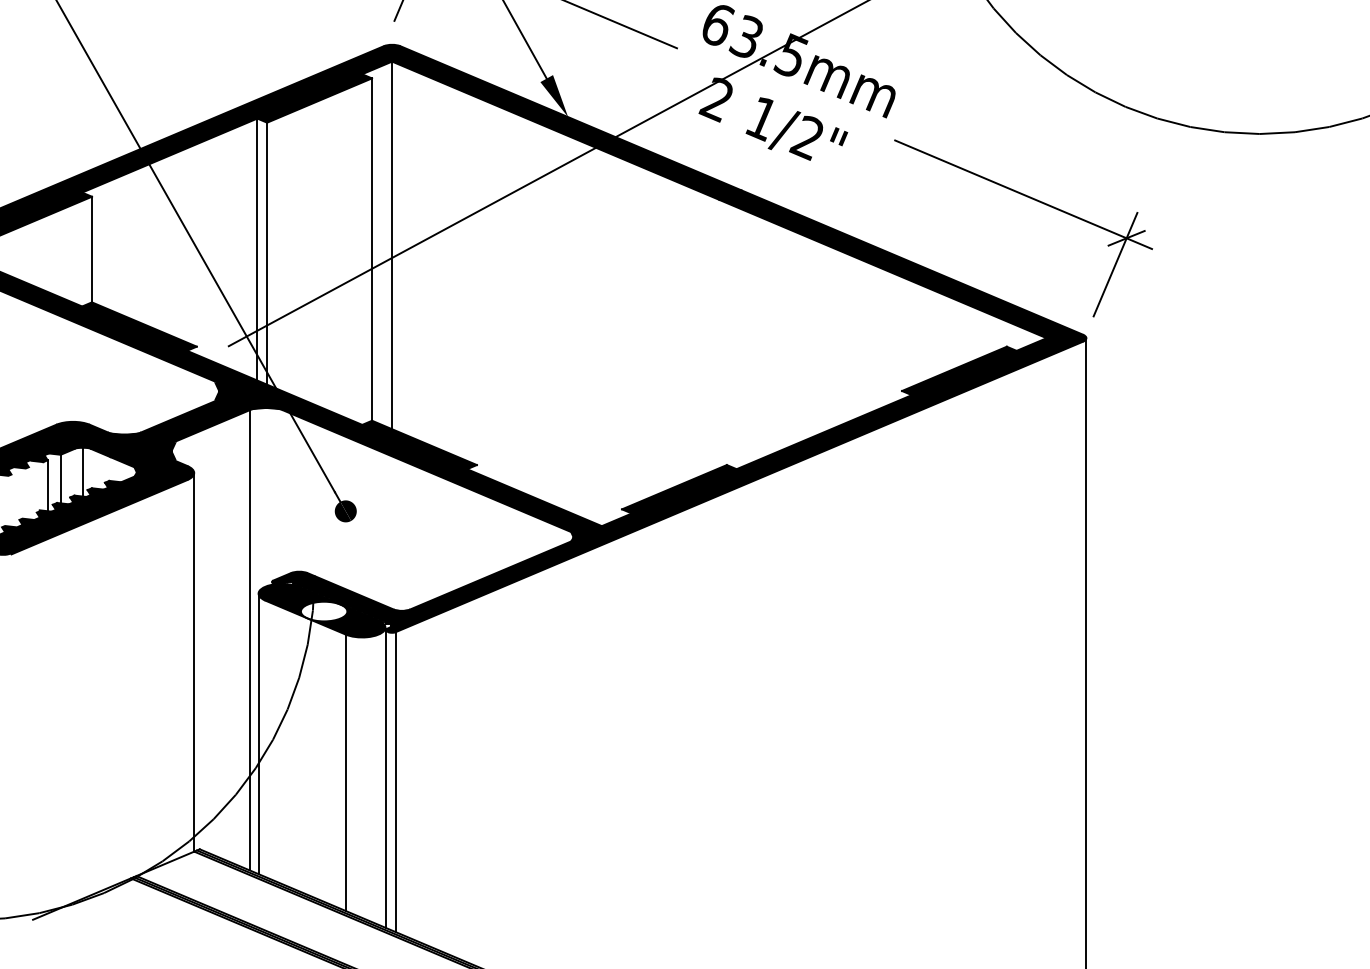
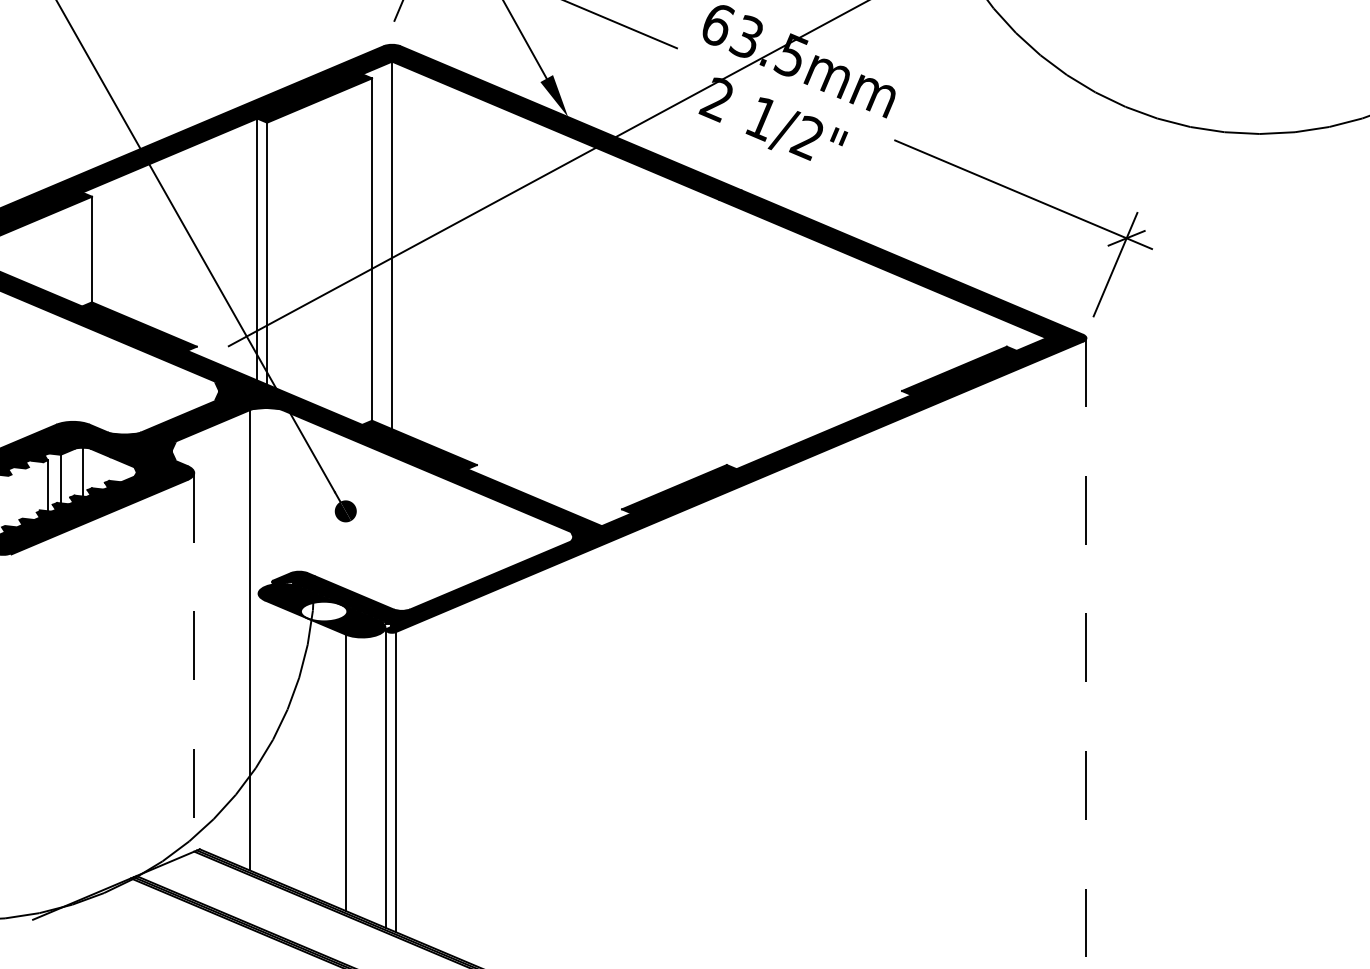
line: solid -> dashed (1086, 654)
line: solid -> dashed (194, 663)
line: present -> none (258, 733)
